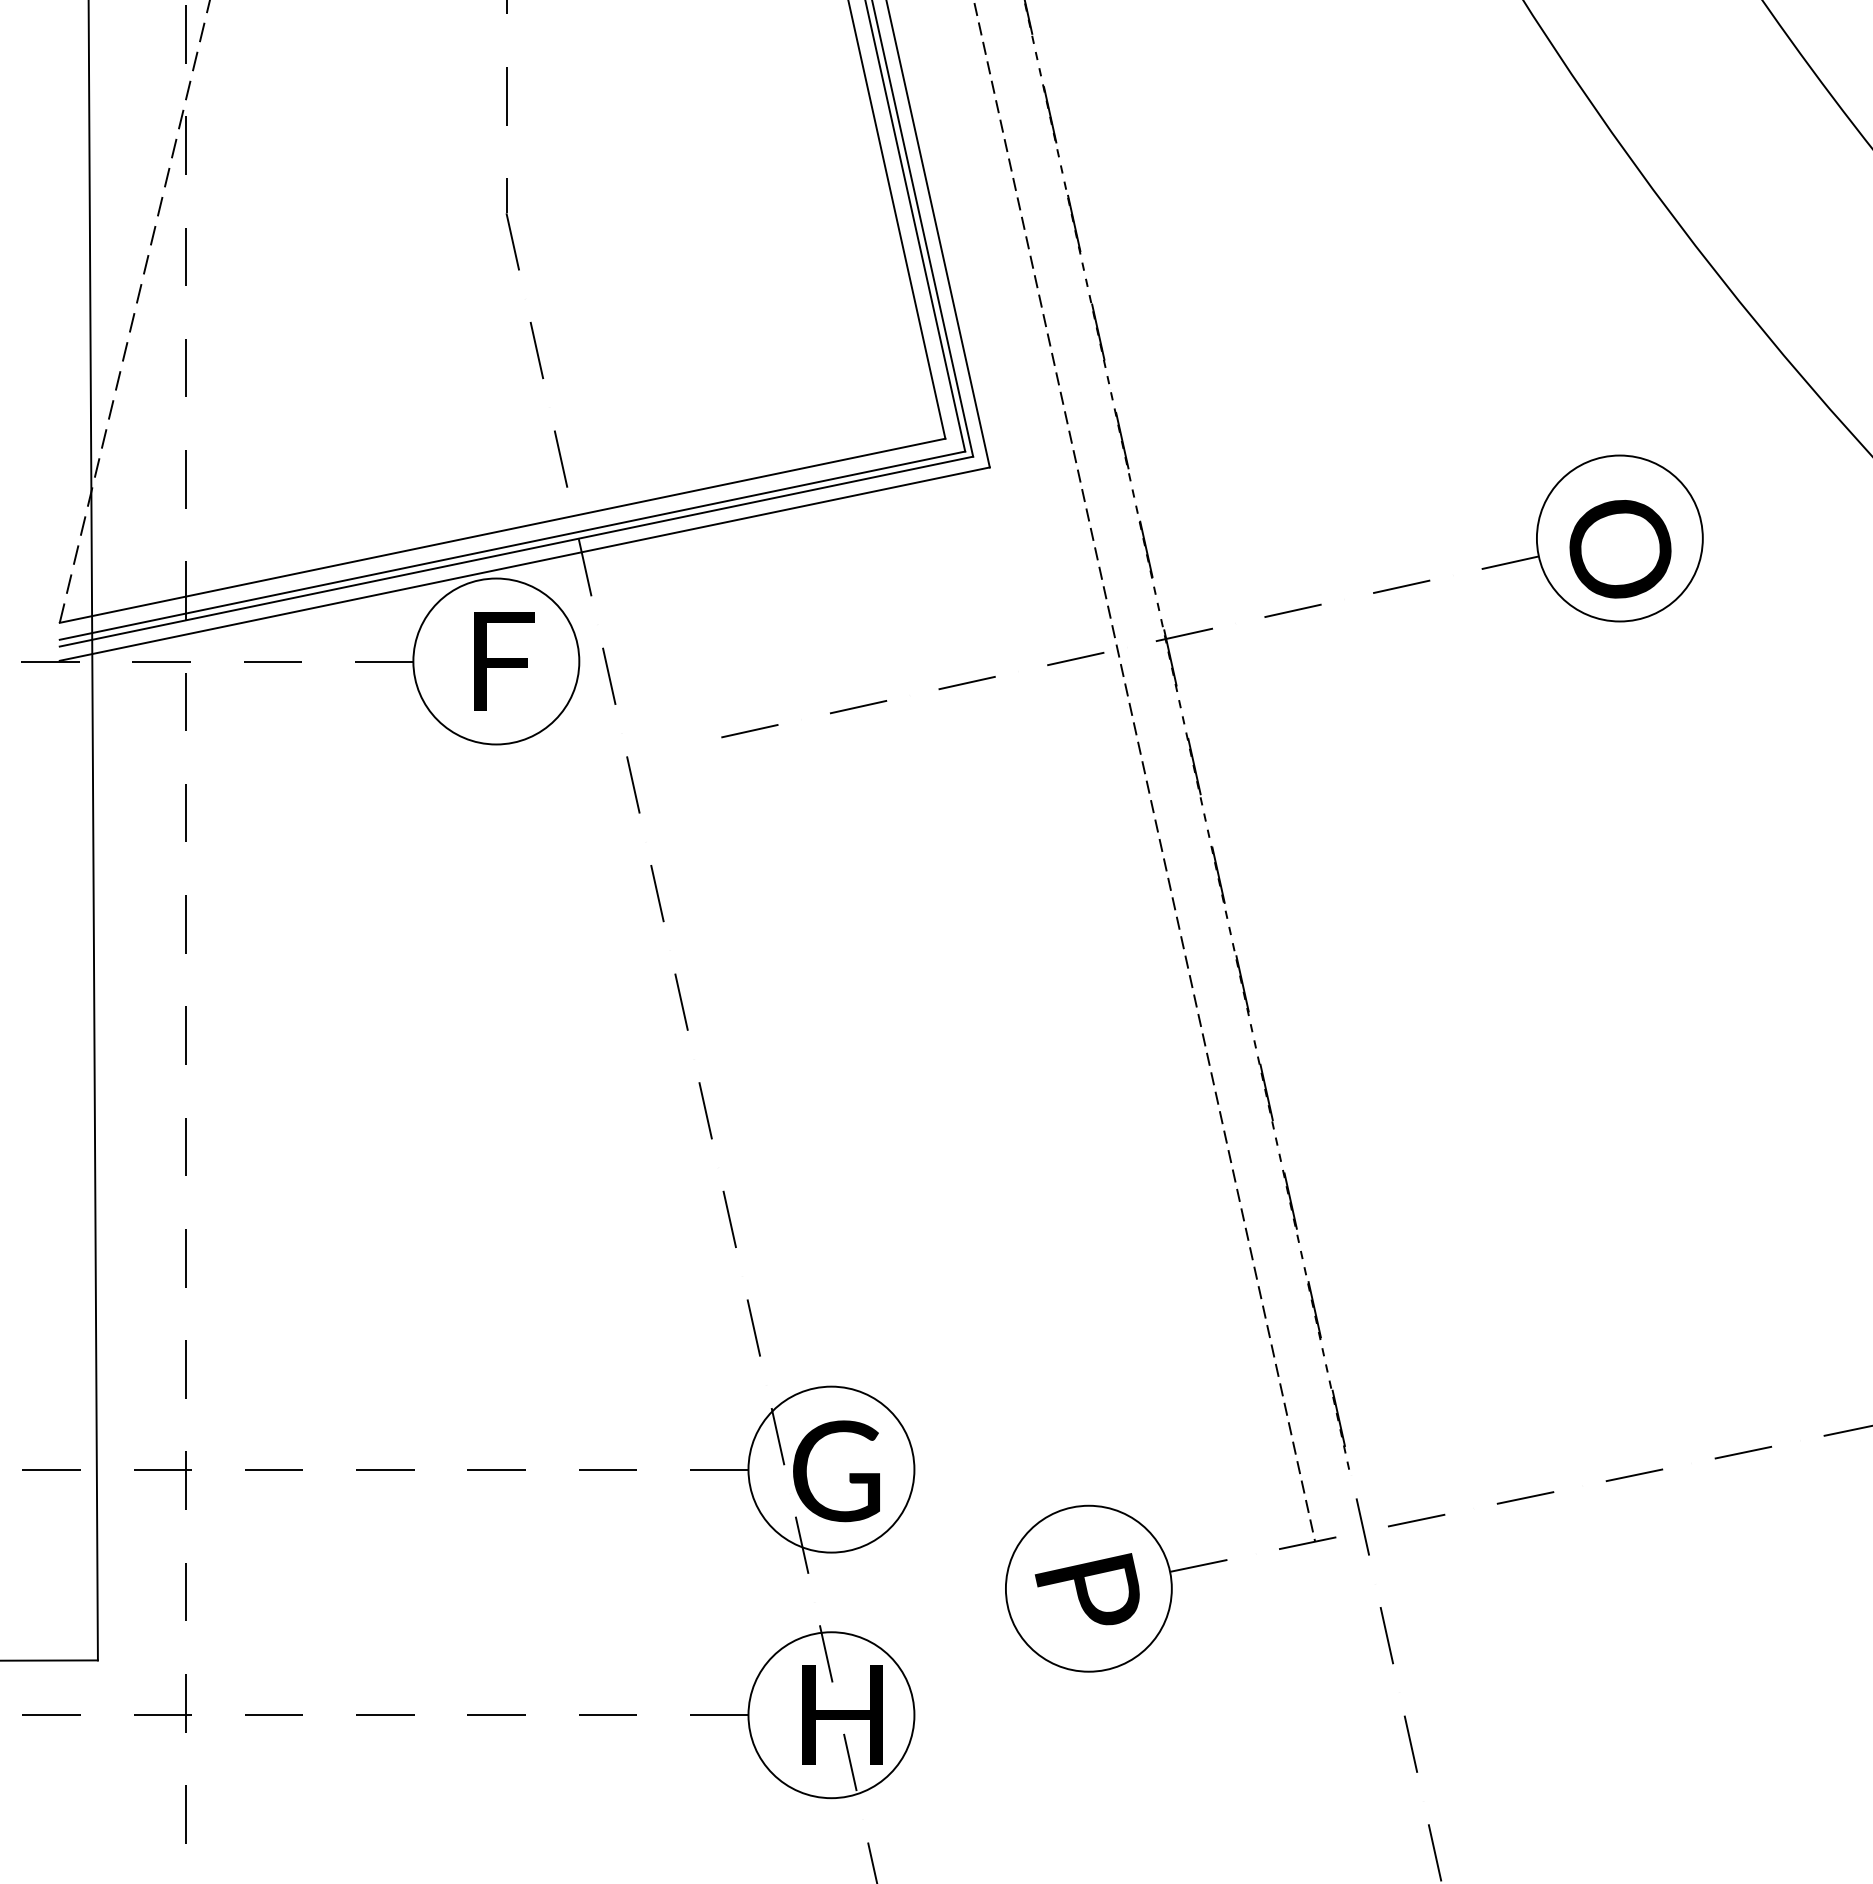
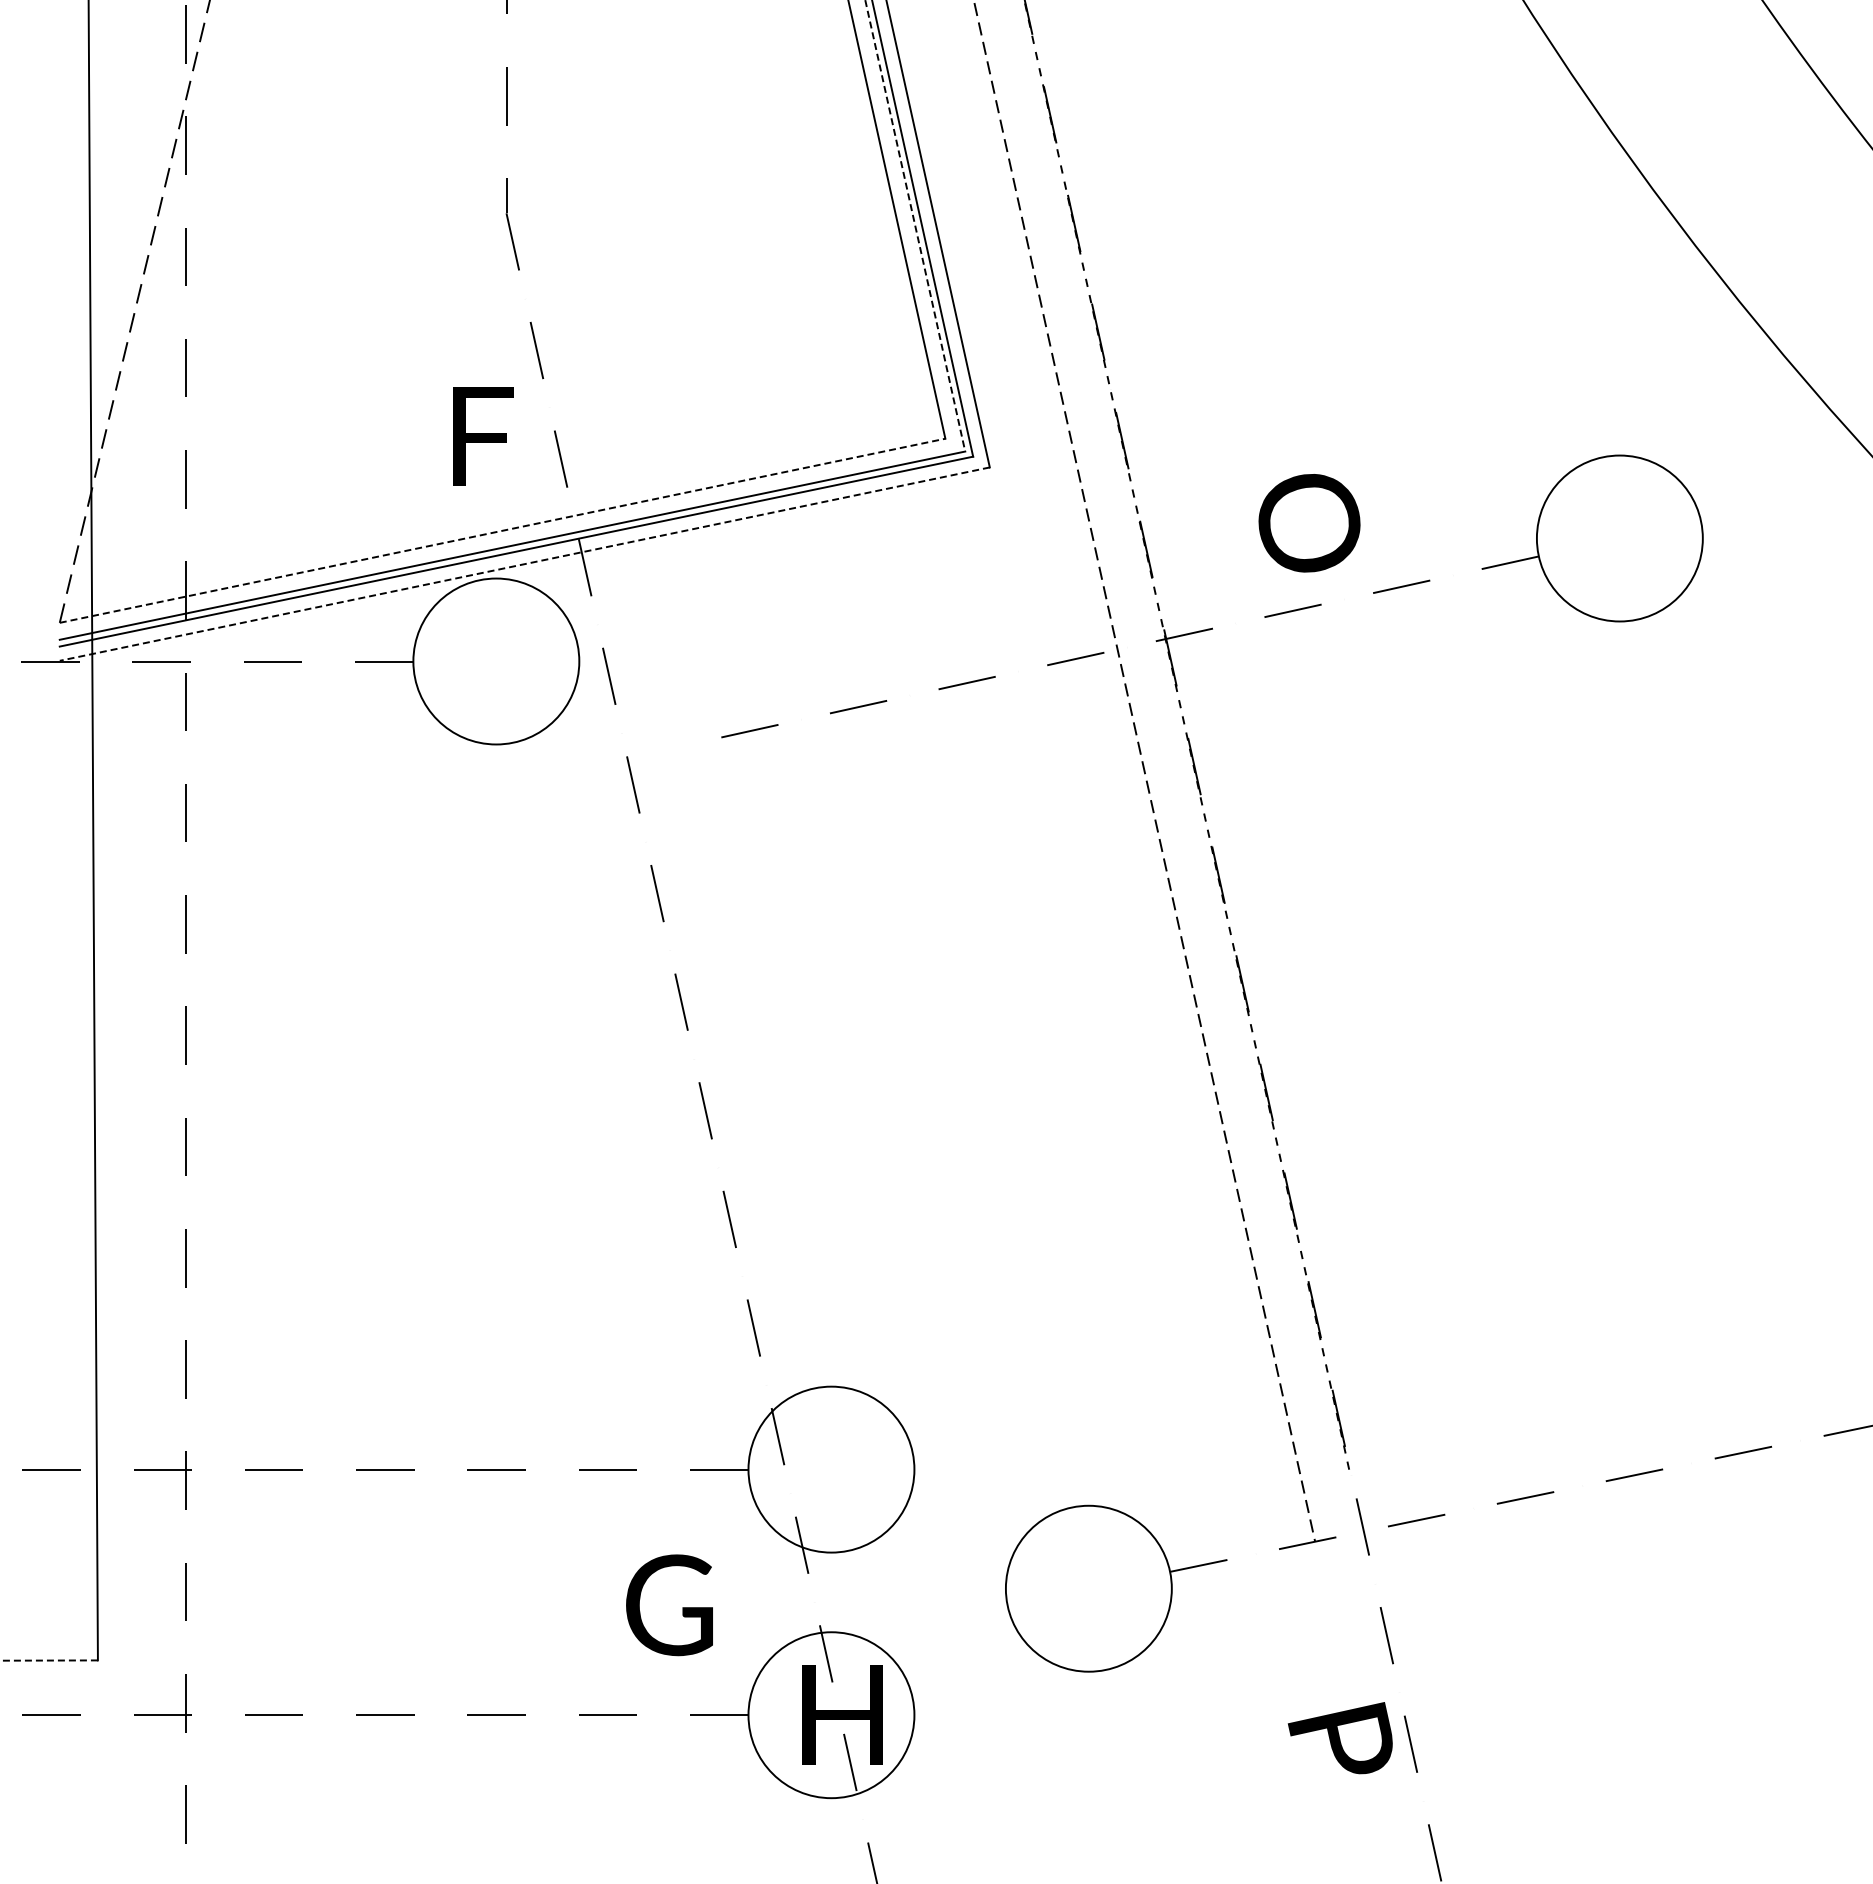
line: solid -> dashed (915, 226)
line: solid -> dashed (503, 530)
text position: (1620, 549) -> (1309, 523) (1309, 523)
line: solid -> dashed (524, 564)
text position: (504, 661) -> (483, 436) (483, 436)
text position: (836, 1471) -> (669, 1605) (669, 1605)
text position: (1086, 1589) -> (1339, 1738) (1339, 1738)
line: solid -> dashed (48, 1660)
